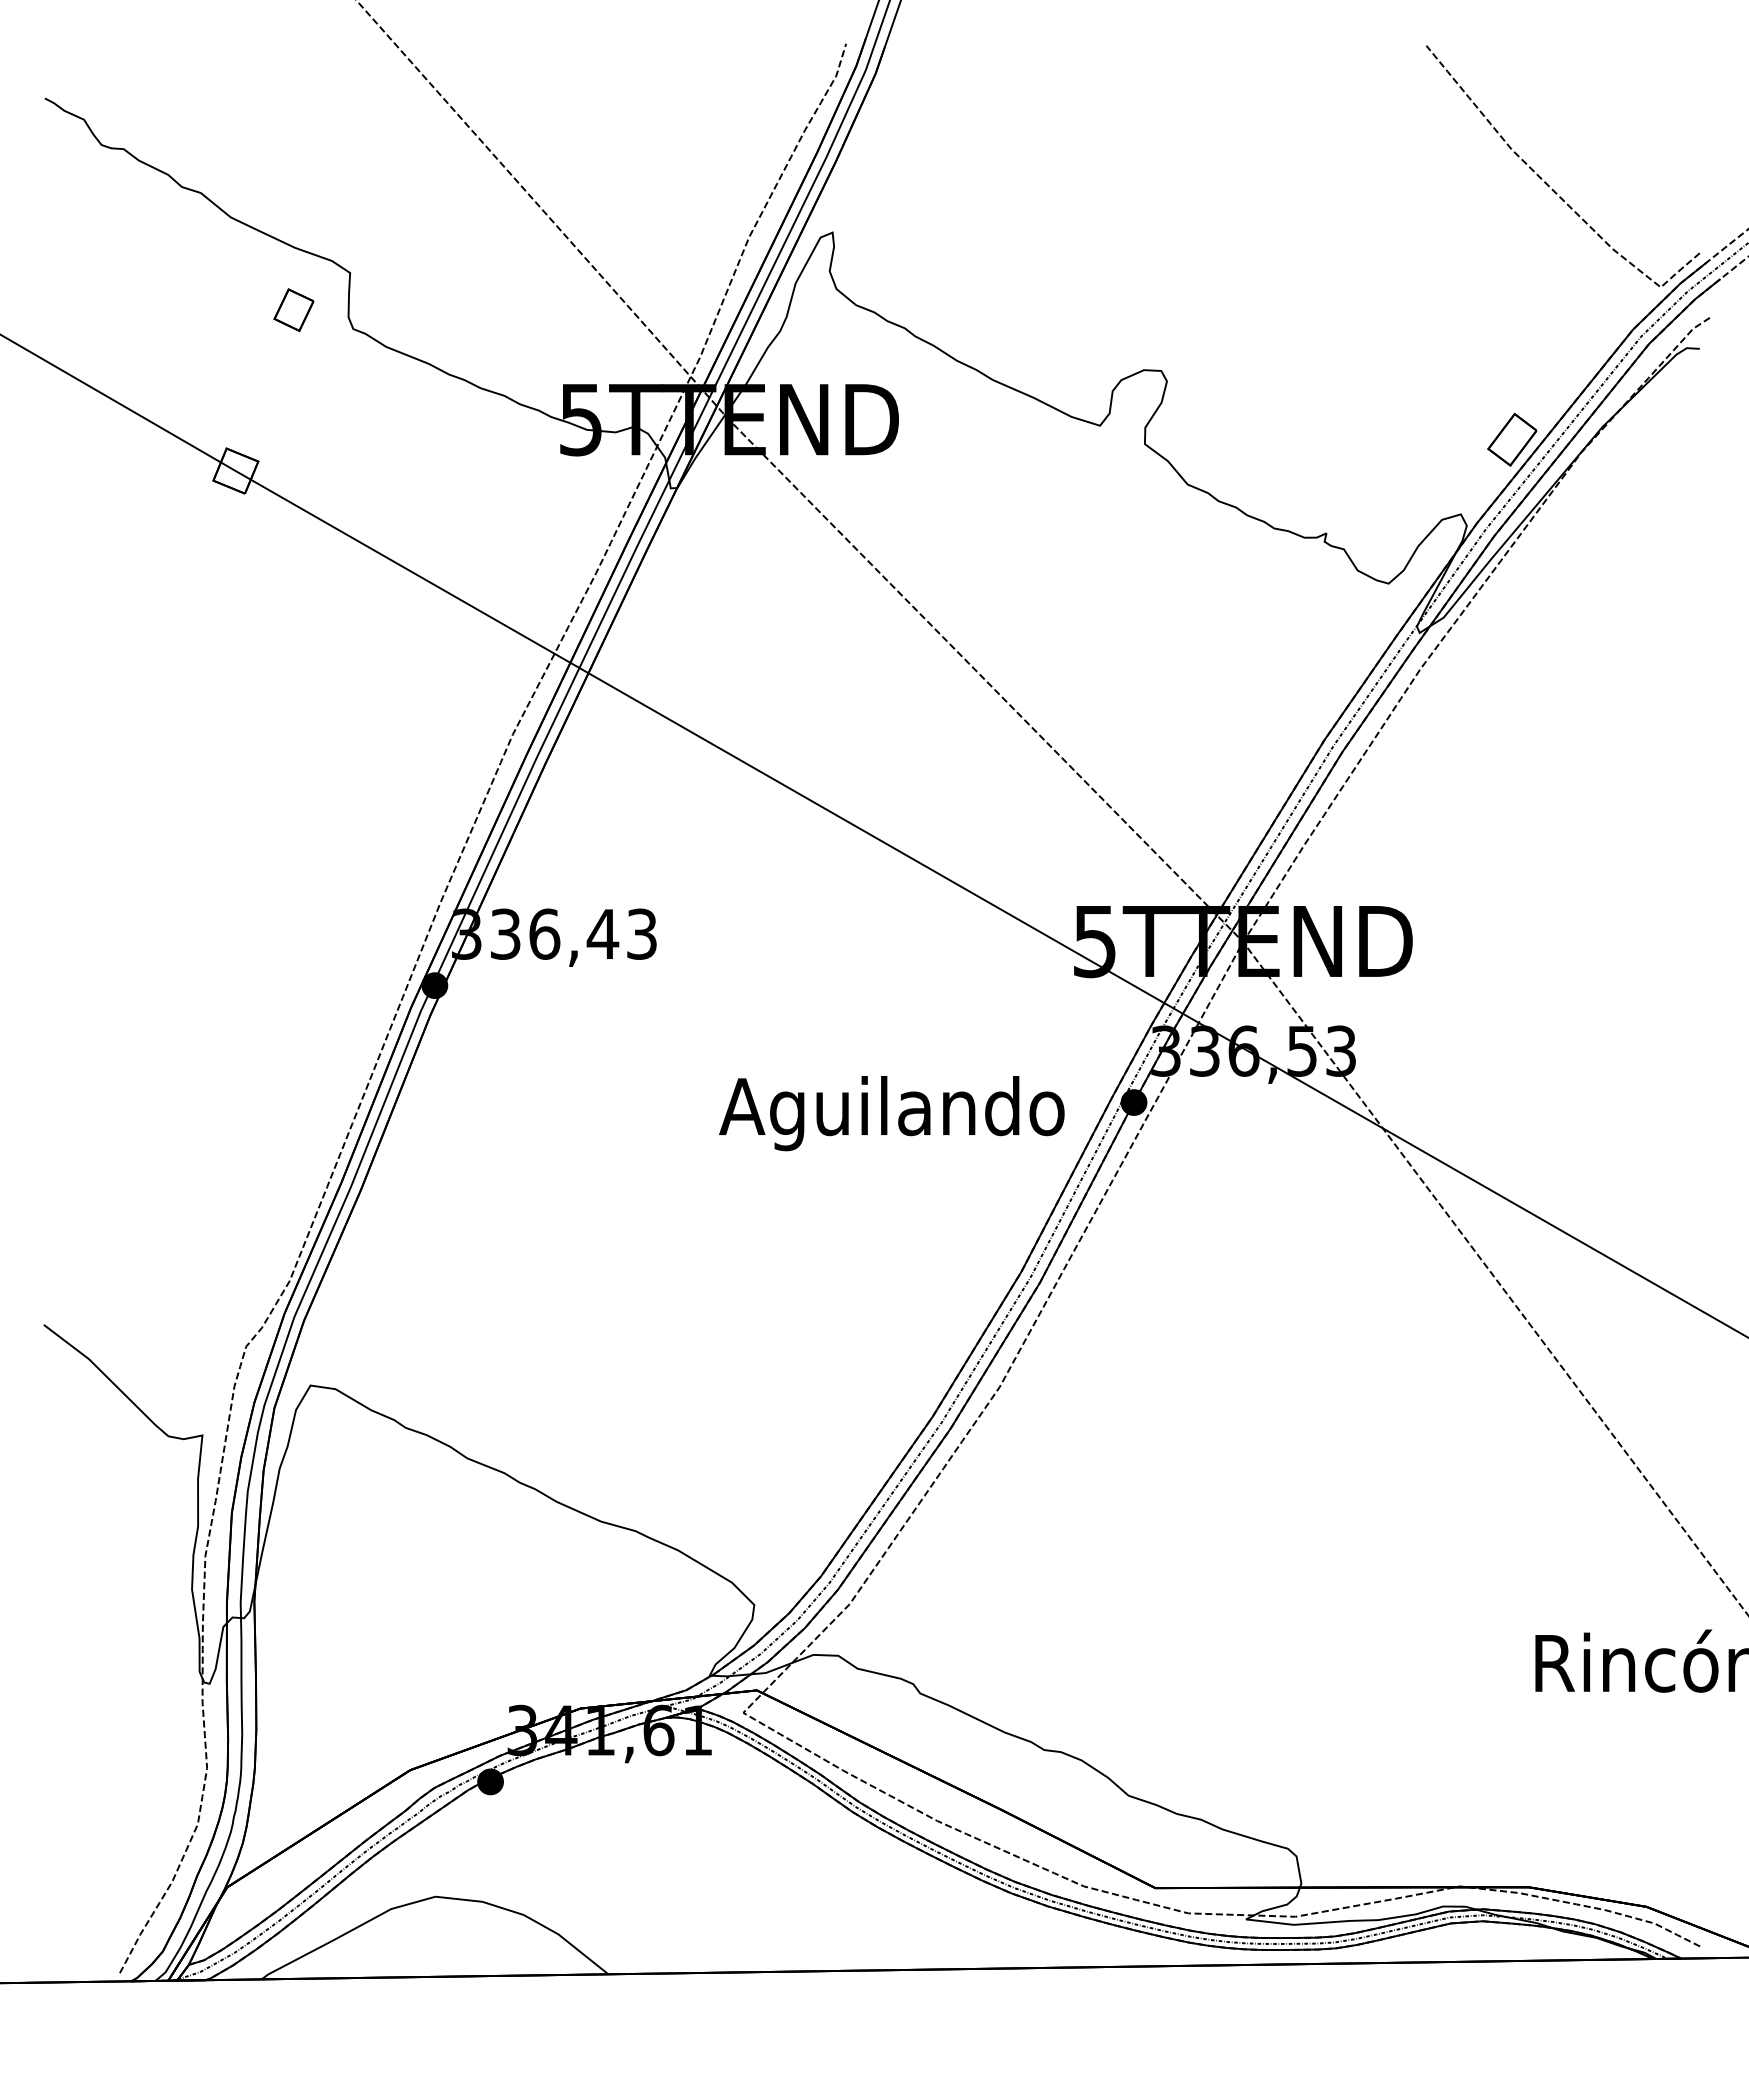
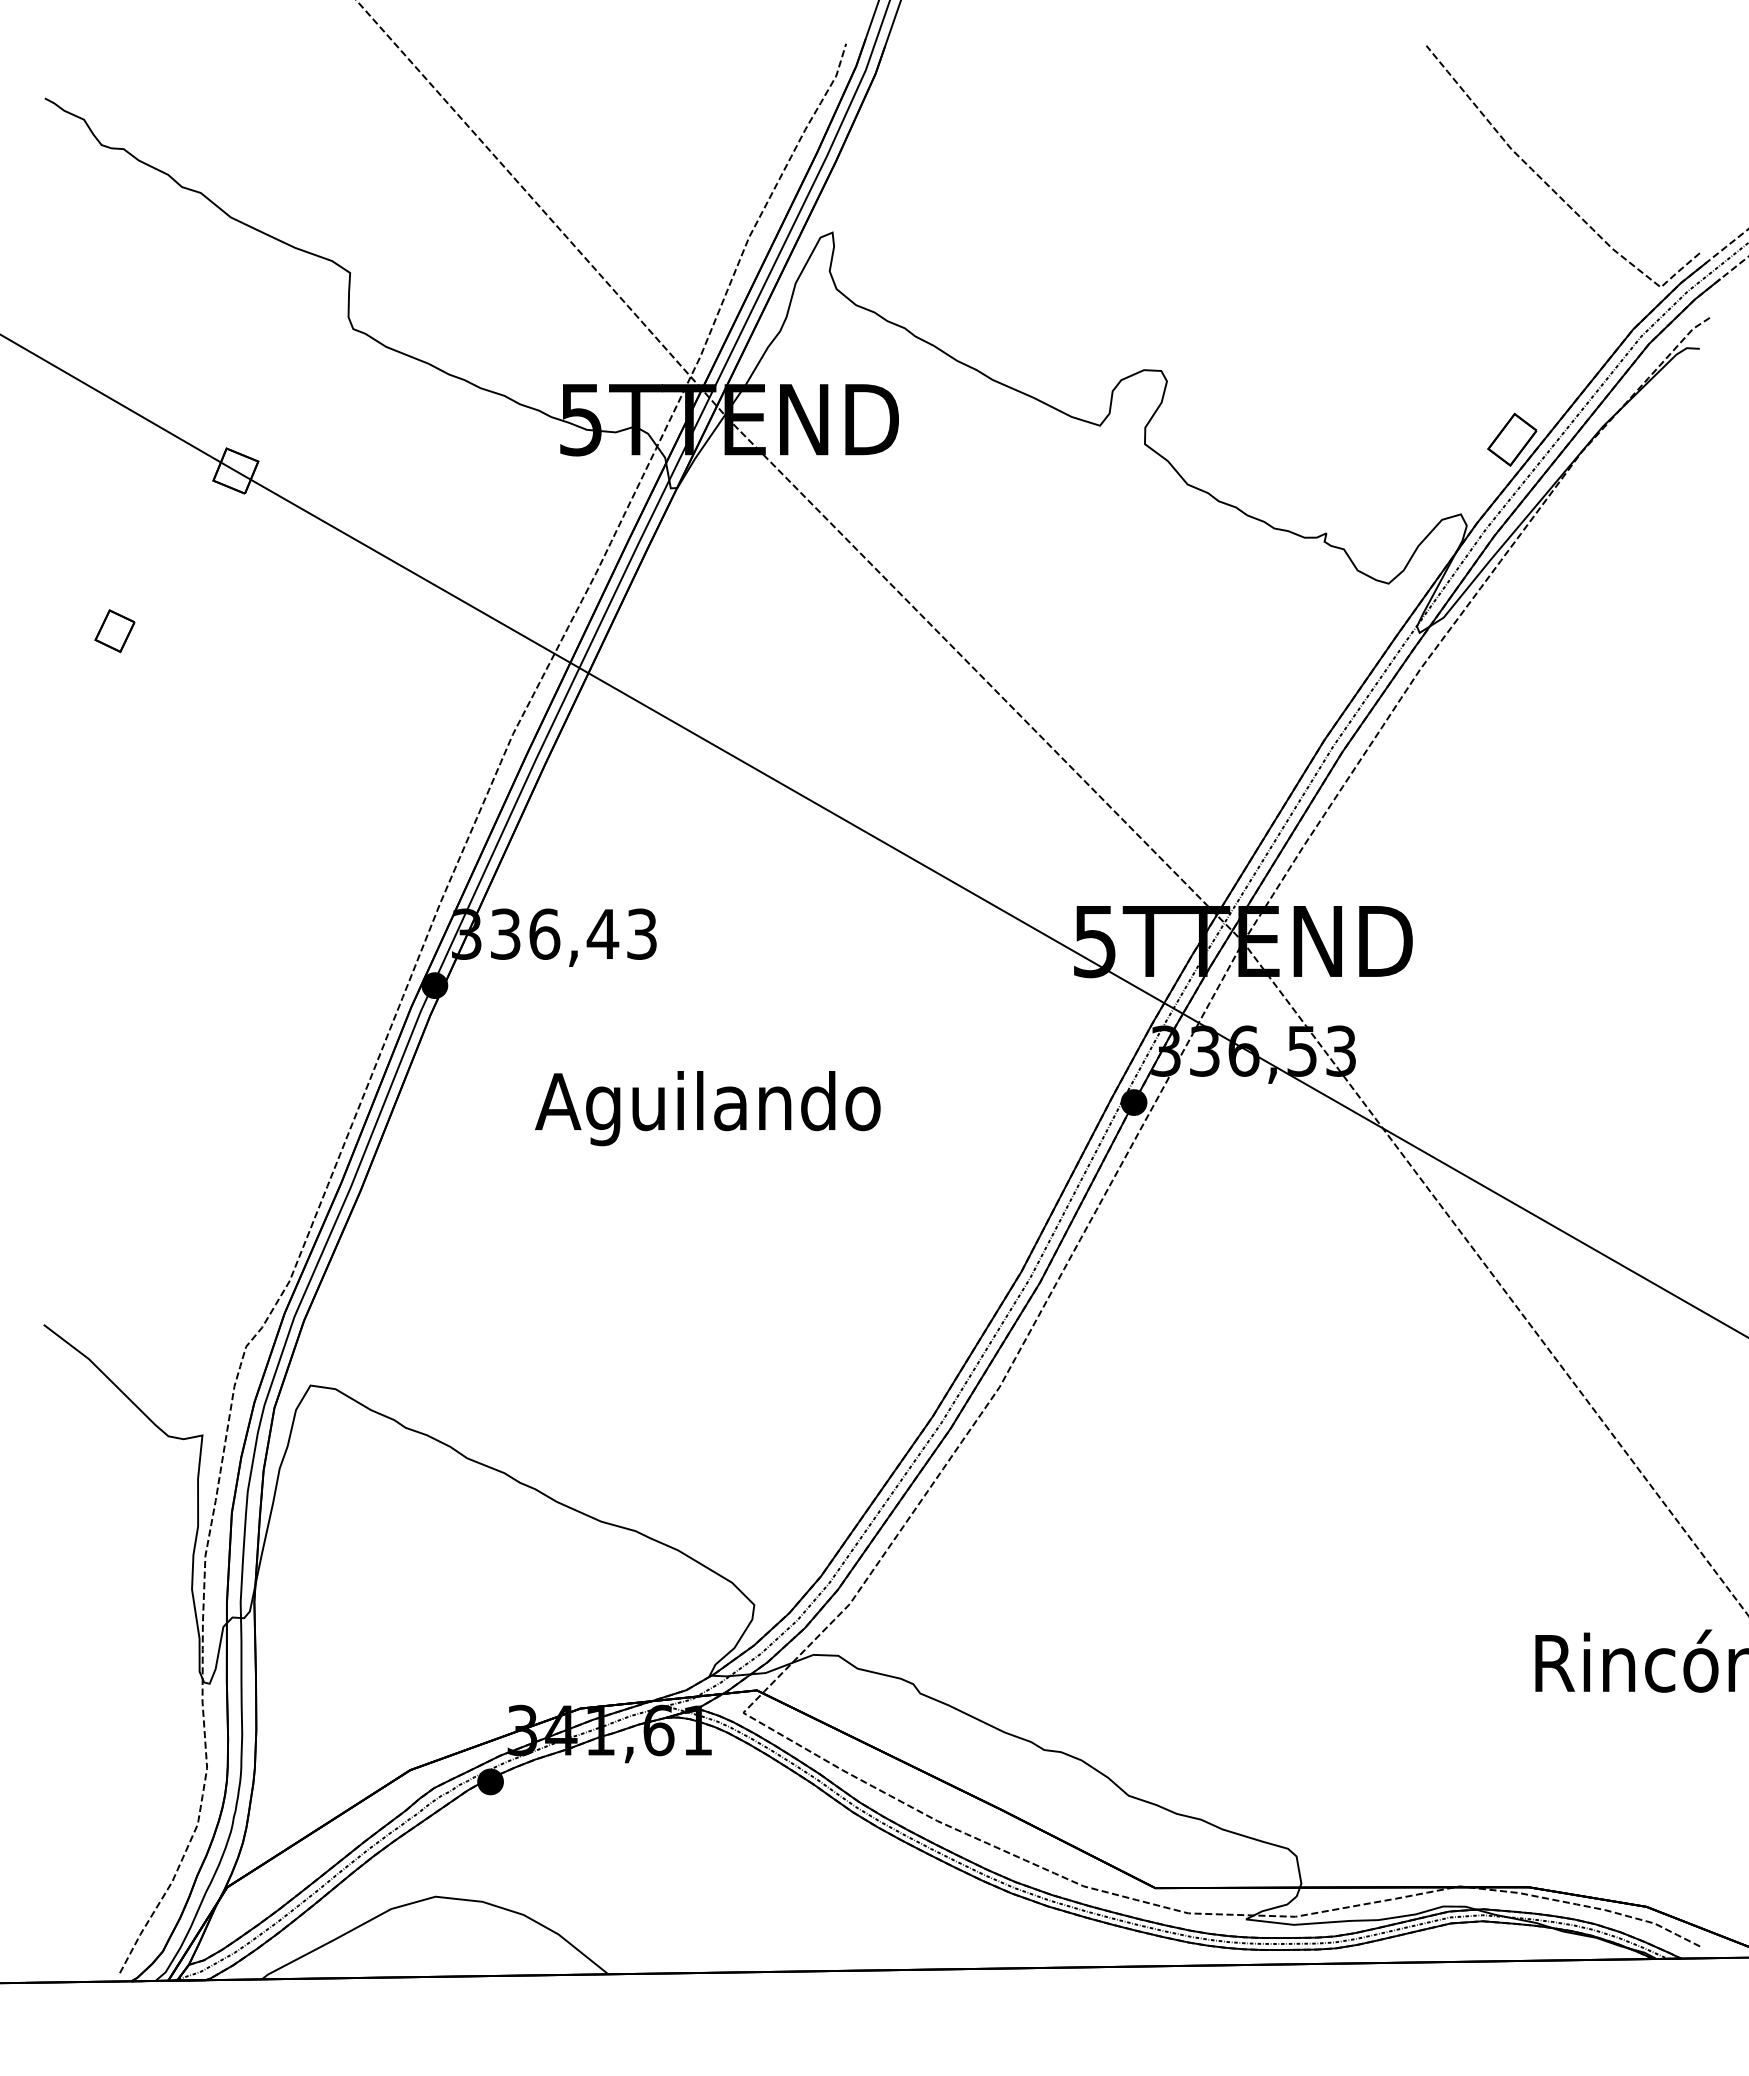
part position: (293, 309) -> (114, 630) (114, 630)
text position: (891, 1113) -> (707, 1108) (707, 1108)
